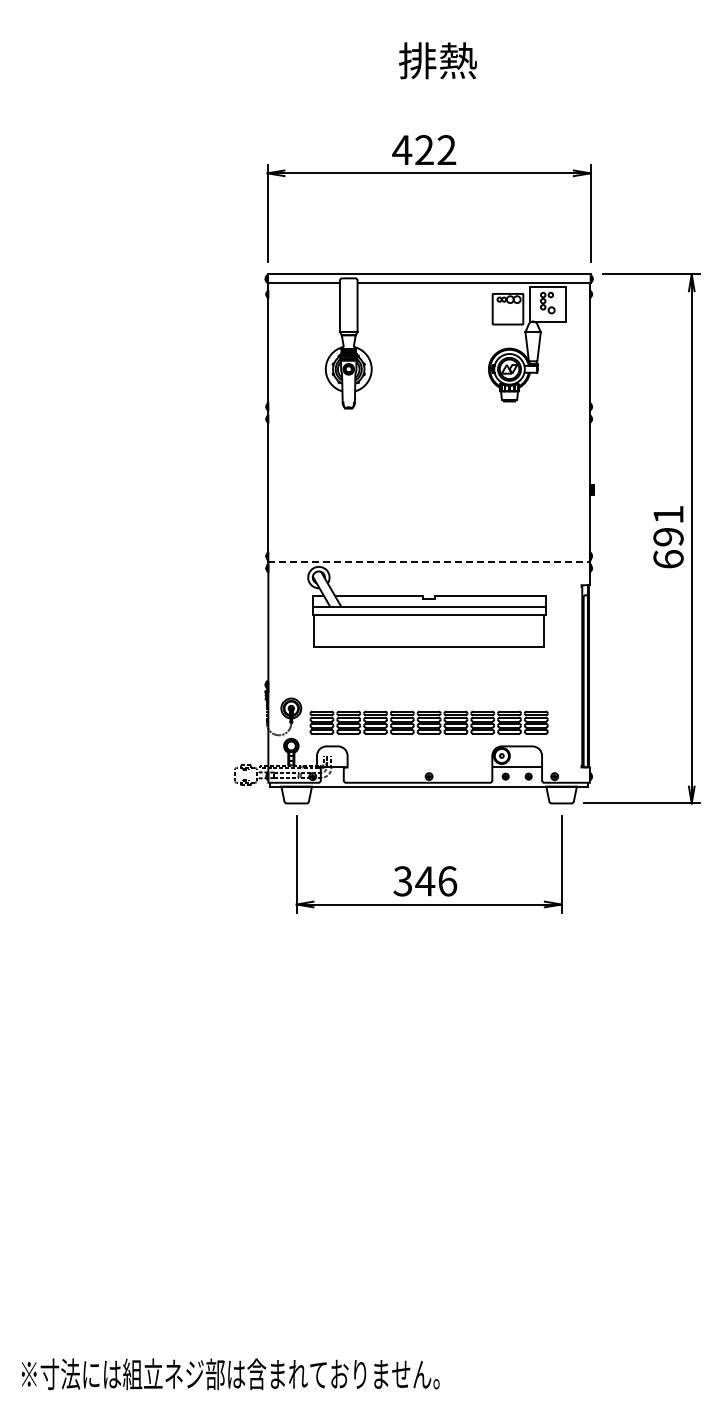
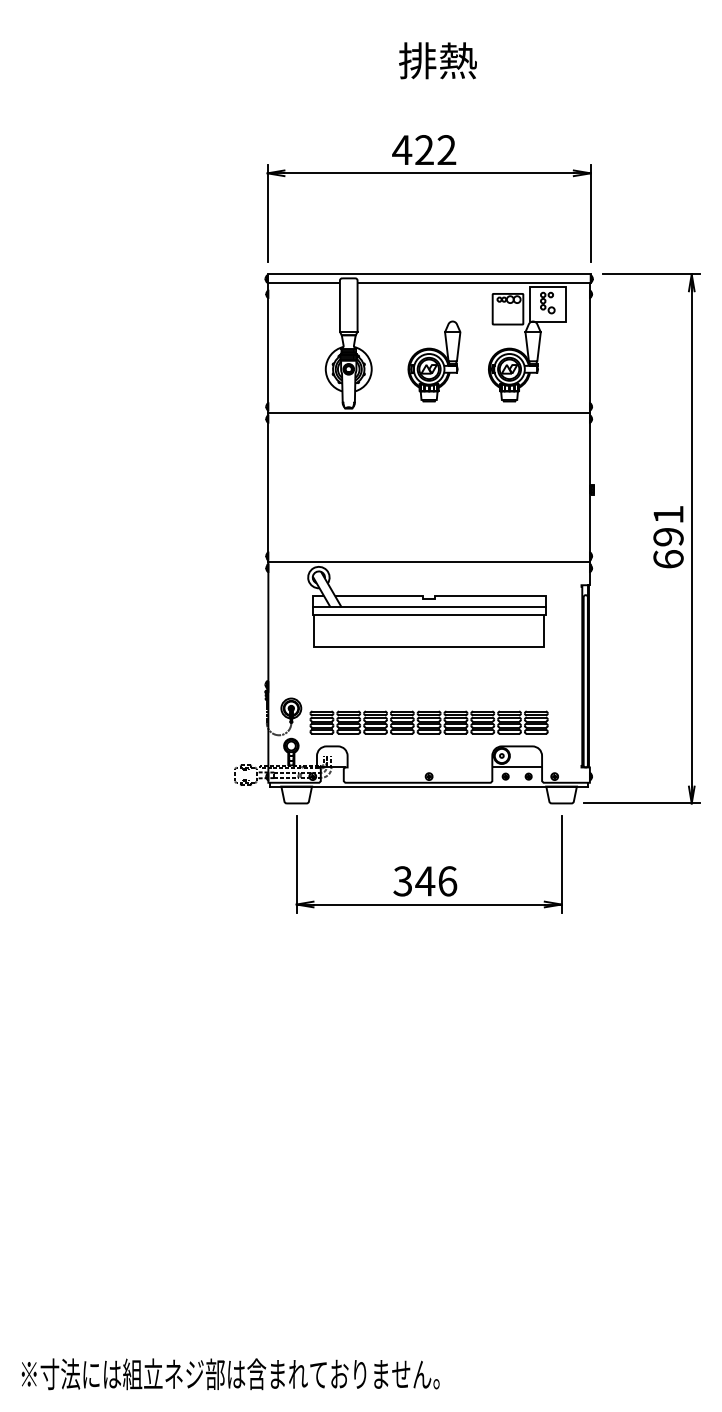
part: none -> present (434, 361)
line: none -> present (428, 412)
line: dashed -> solid (429, 562)
